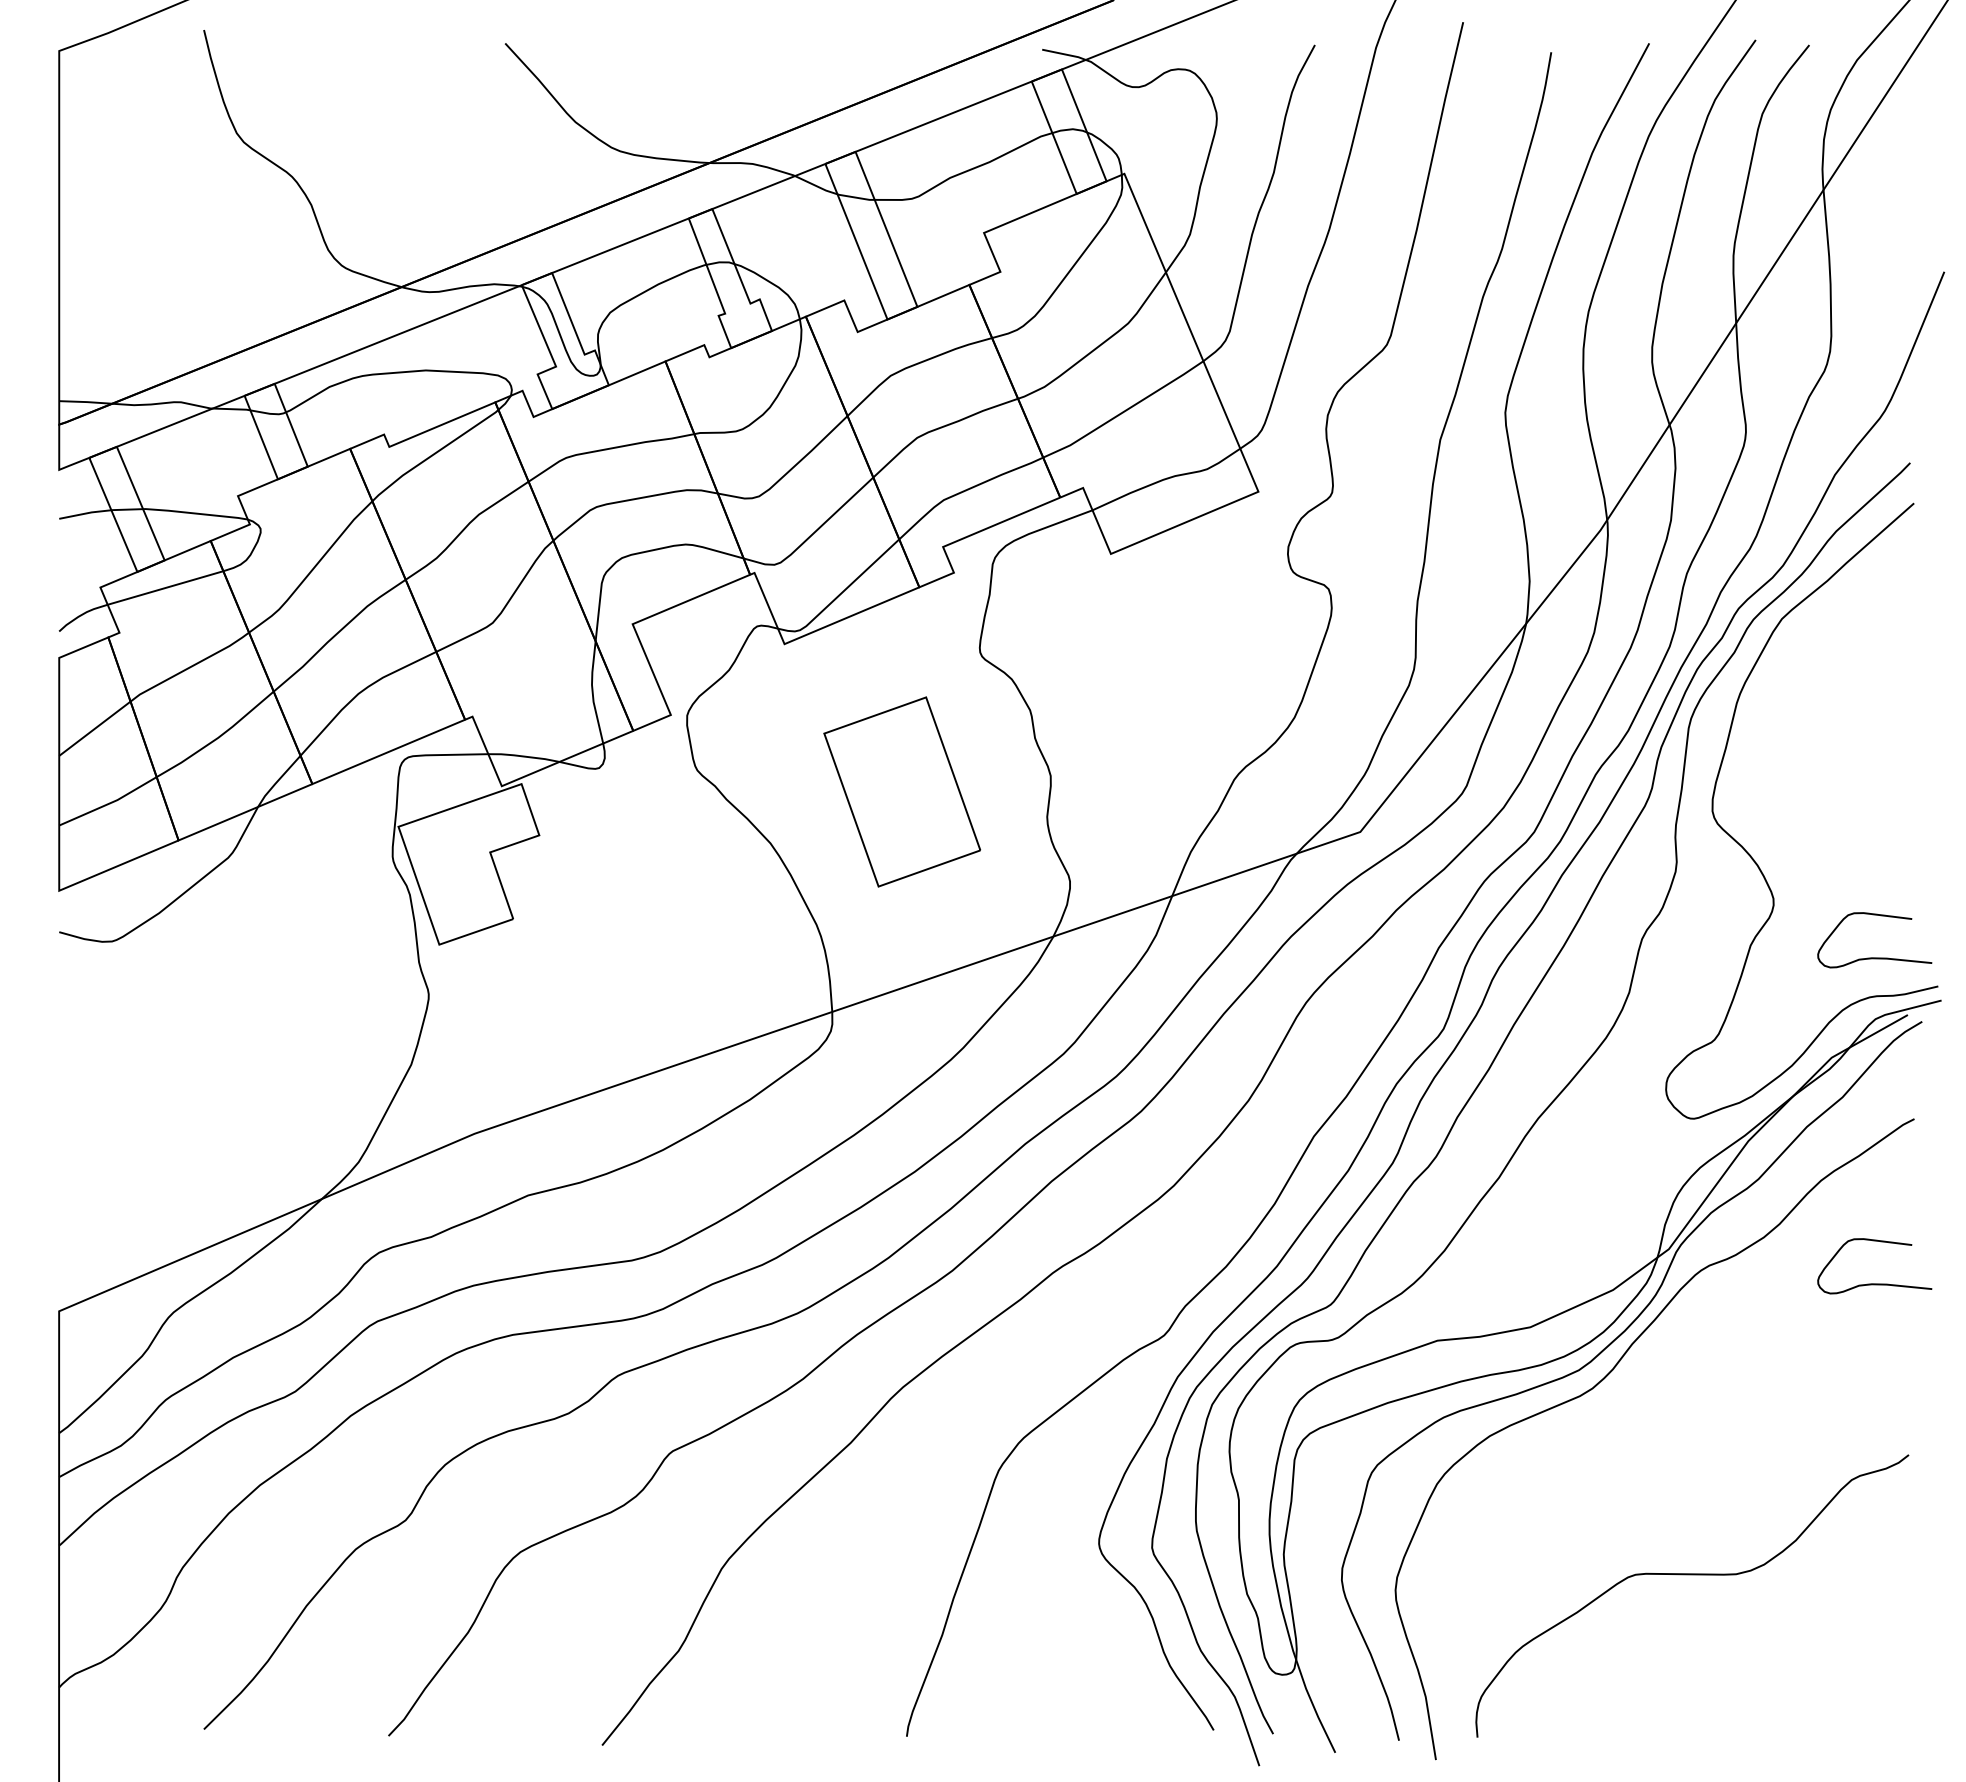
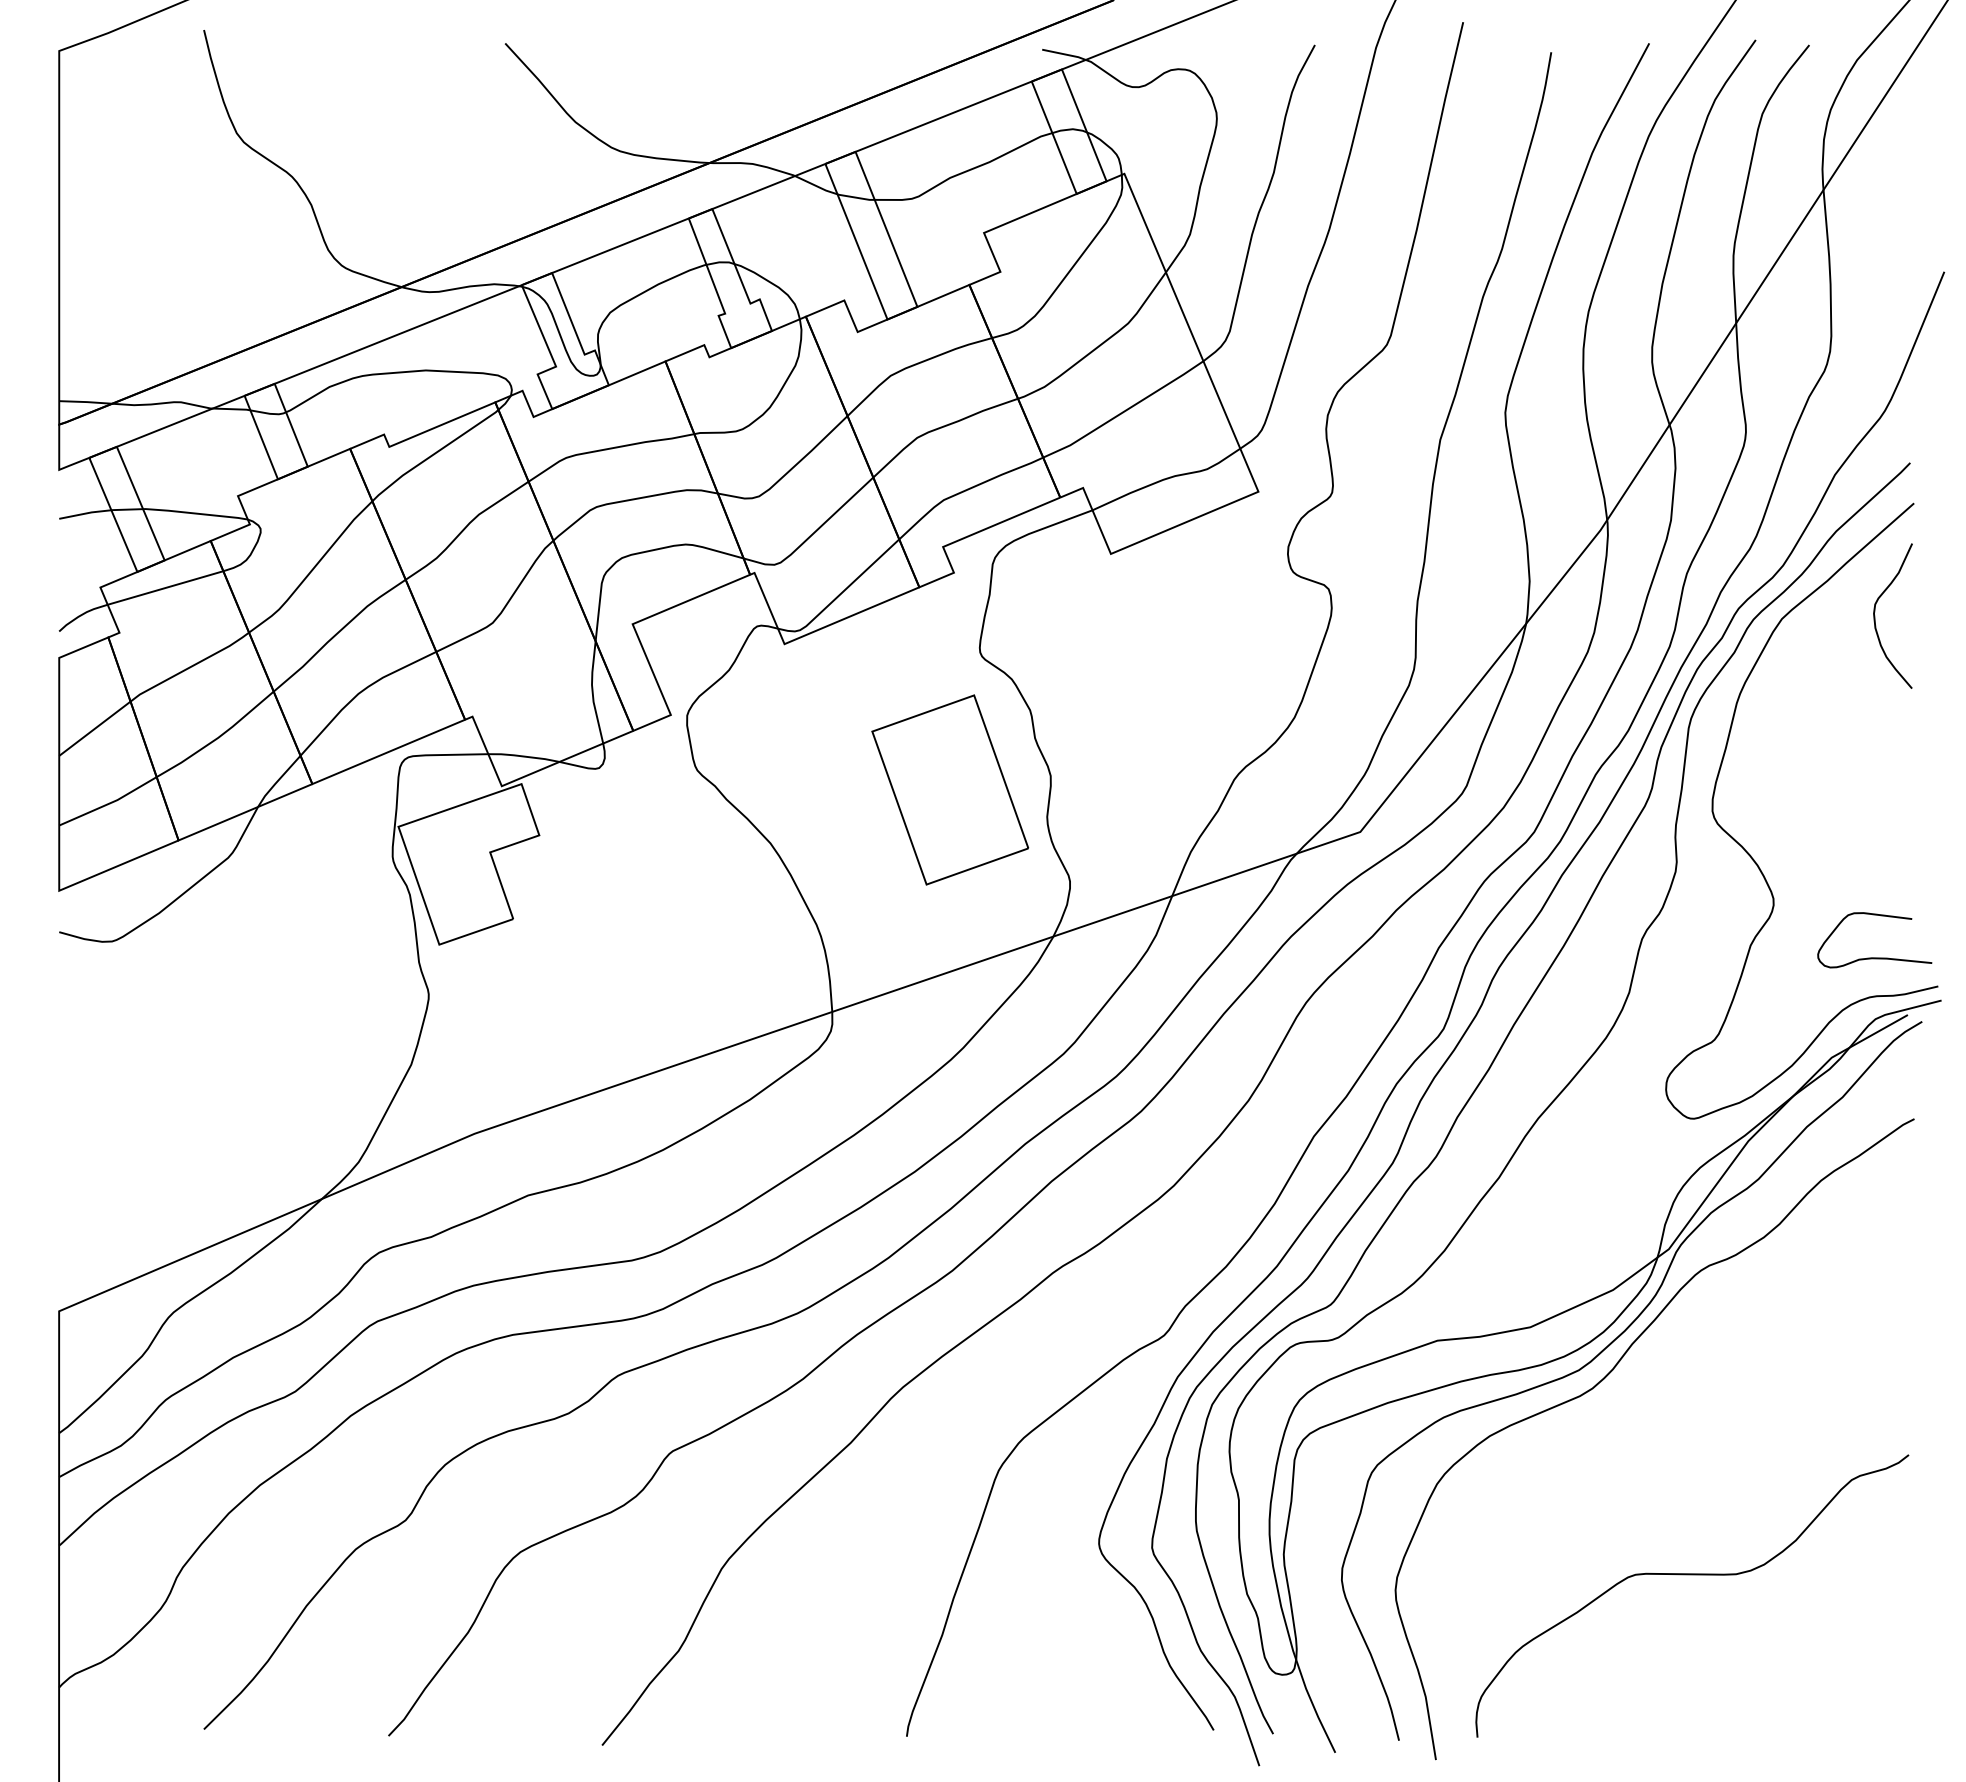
curve: none -> present (1875, 615)
part position: (902, 791) -> (950, 789) (950, 789)
curve: present -> none (1874, 1283)
